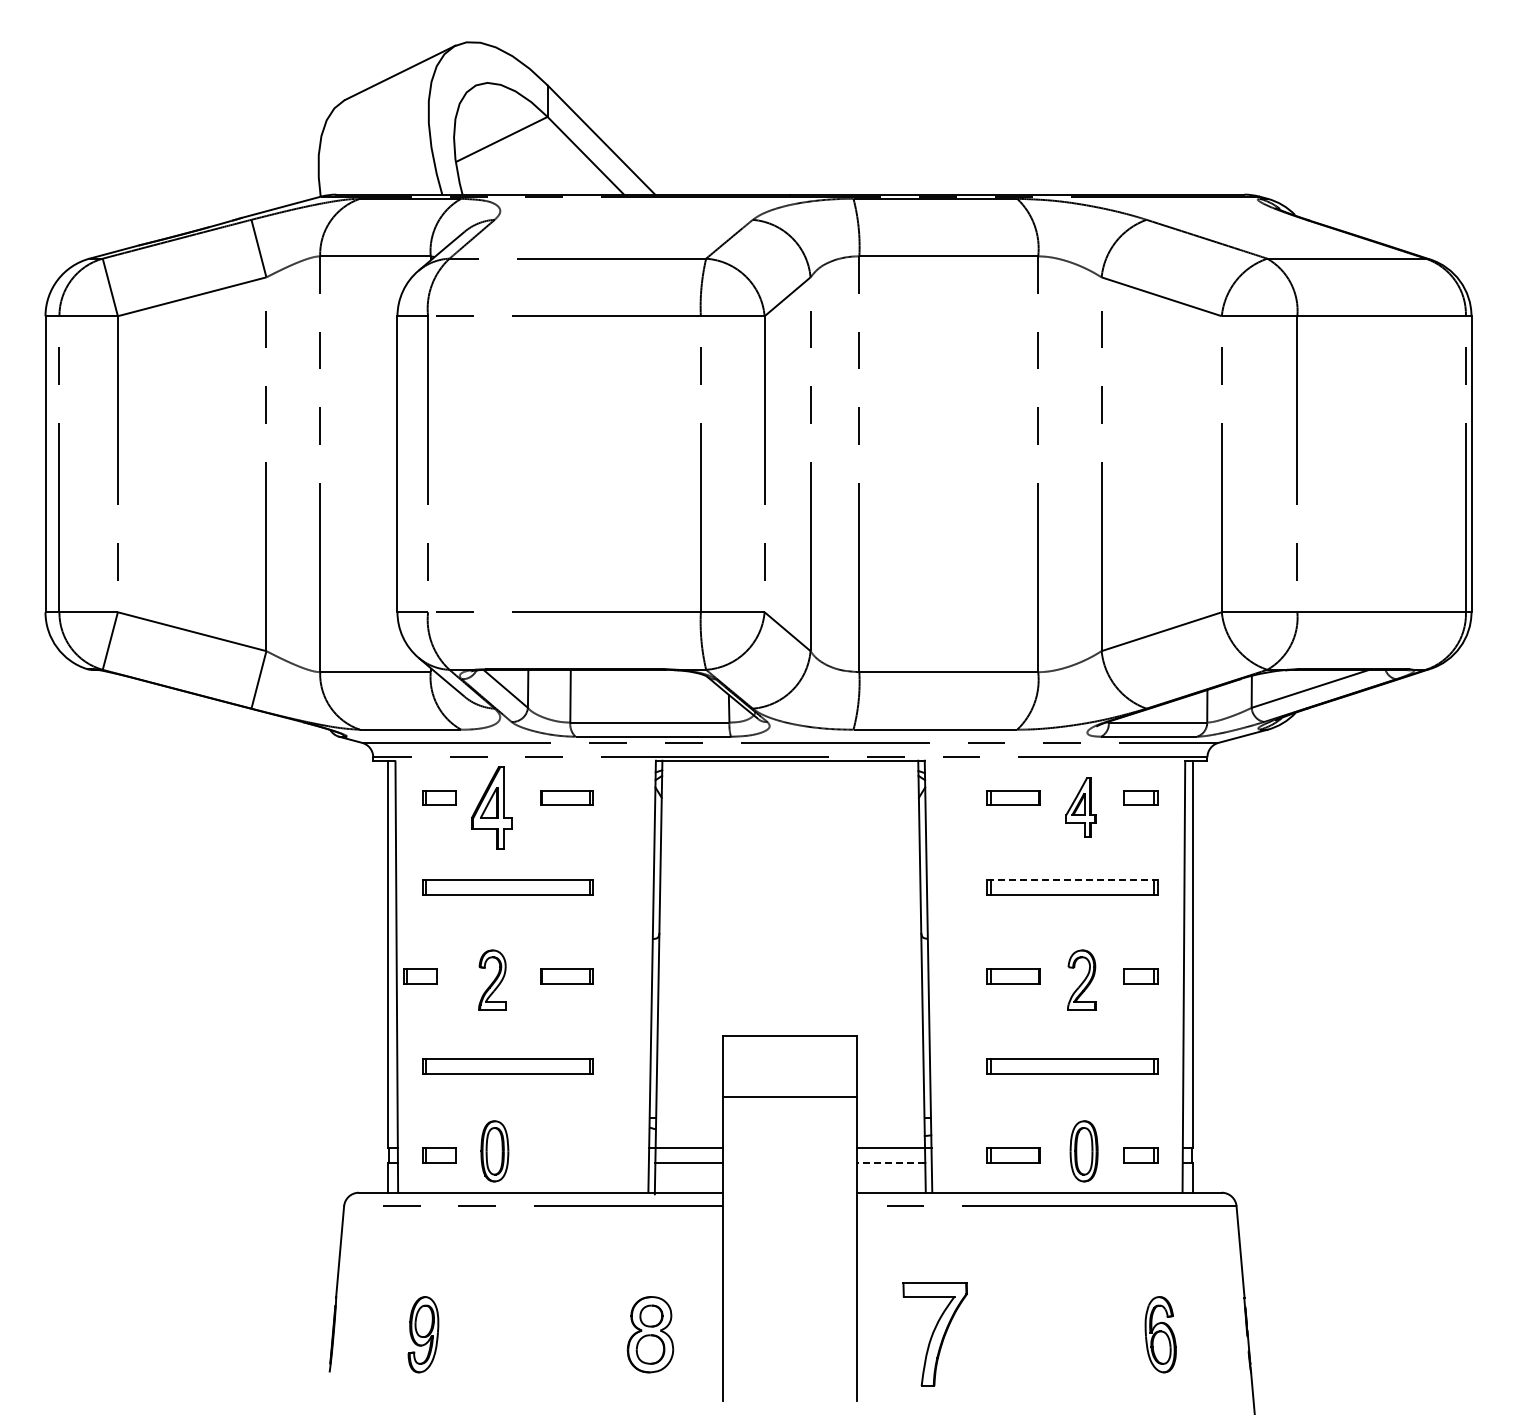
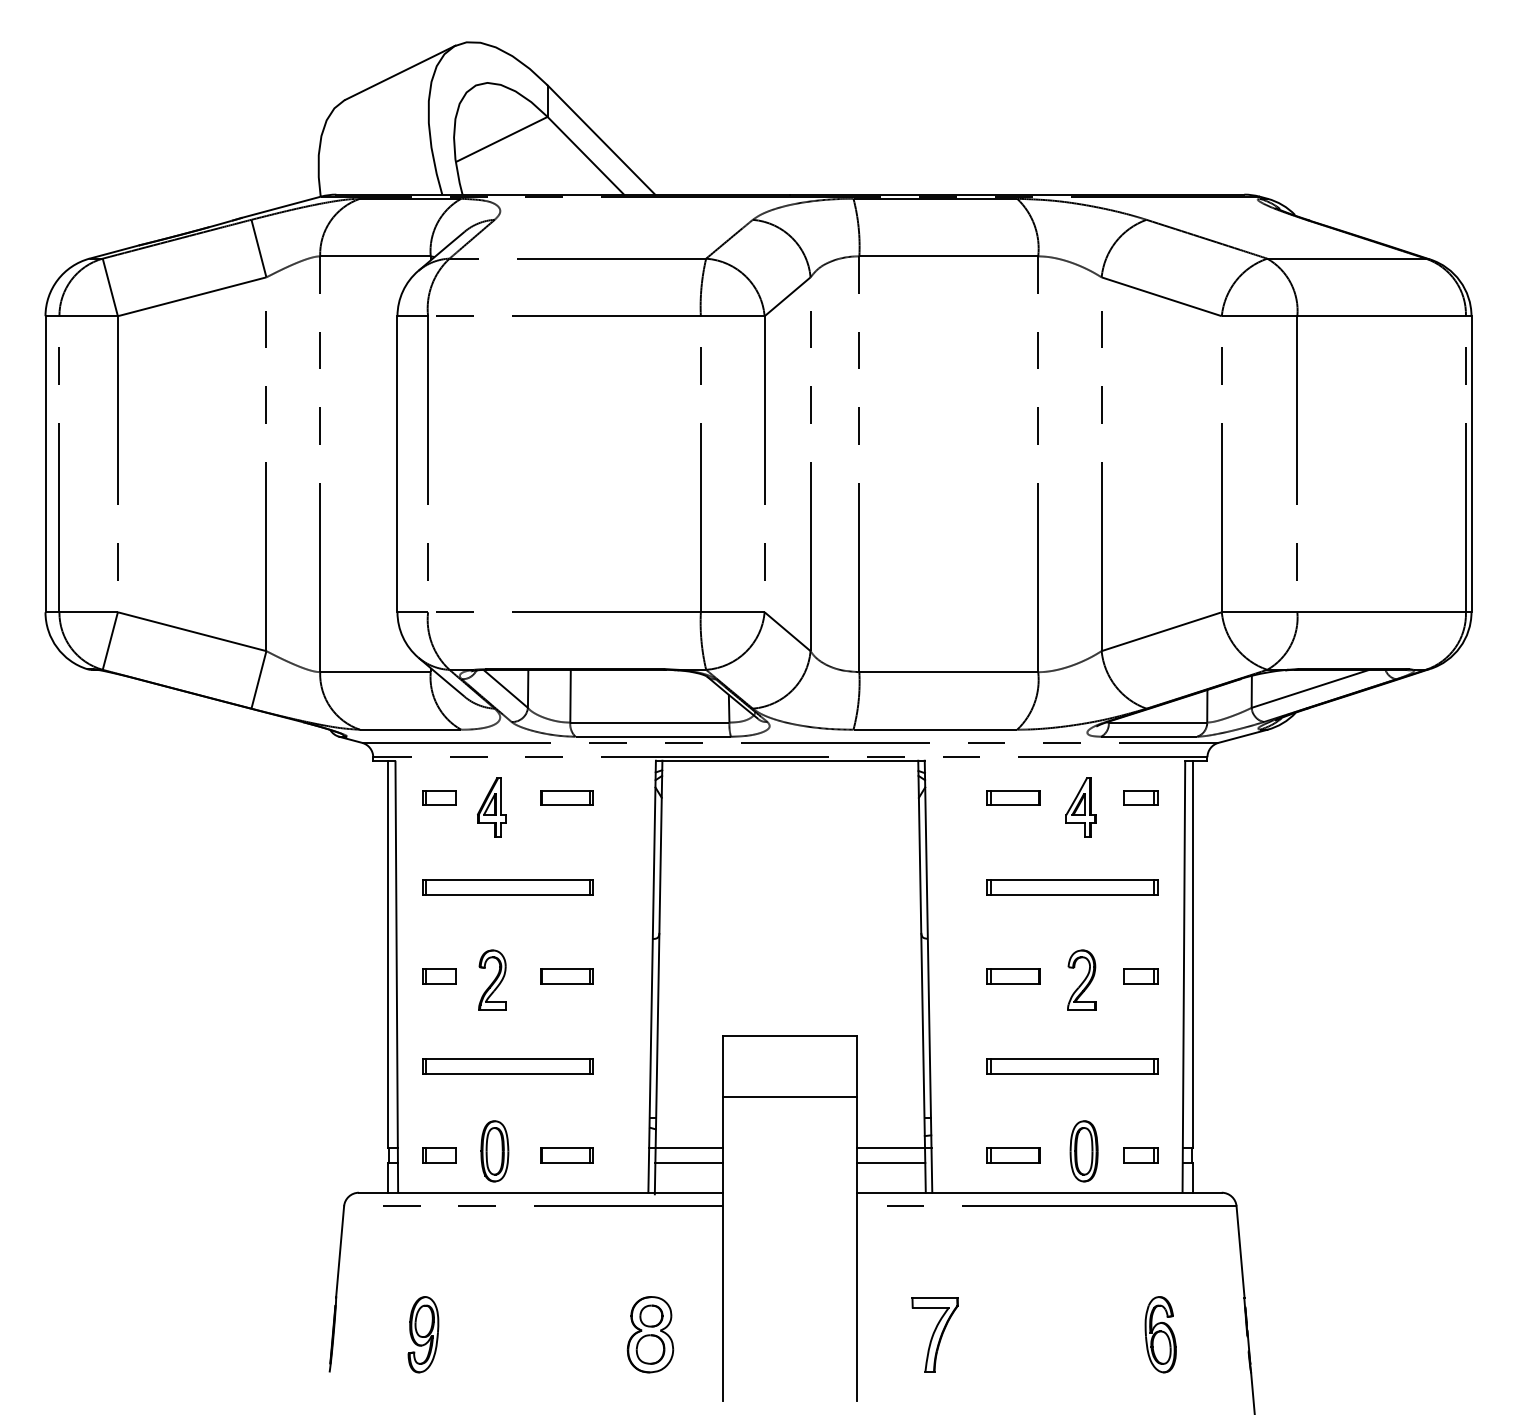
part size: 42x84 px -> 30x61 px (491, 807)
line: dashed -> solid (1073, 879)
part position: (420, 976) -> (439, 976) (439, 976)
part: none -> present (566, 1155)
line: dashed -> solid (891, 1162)
part size: 66x105 px -> 48x76 px (934, 1334)
